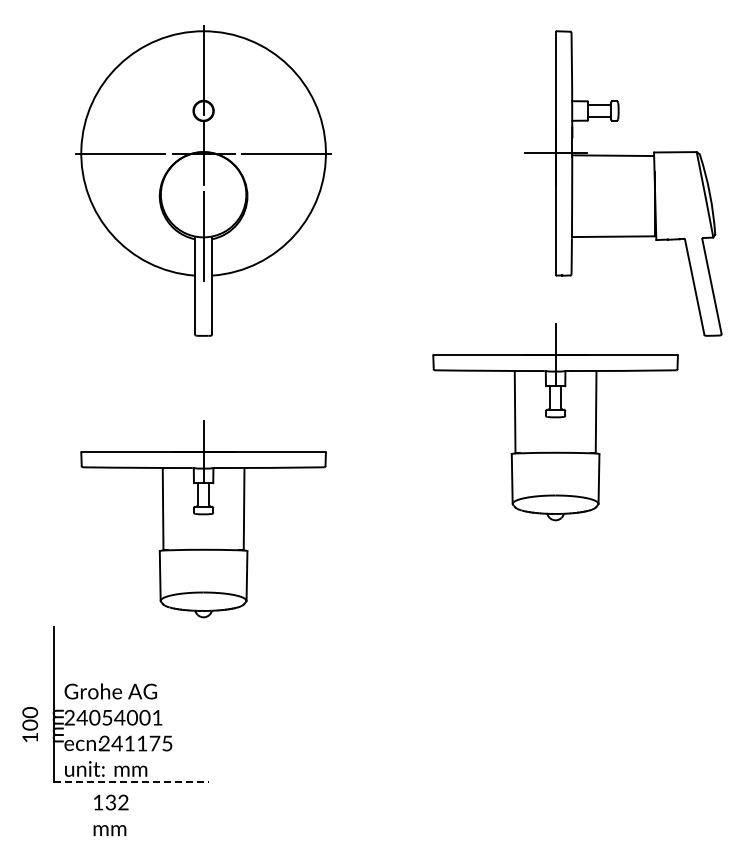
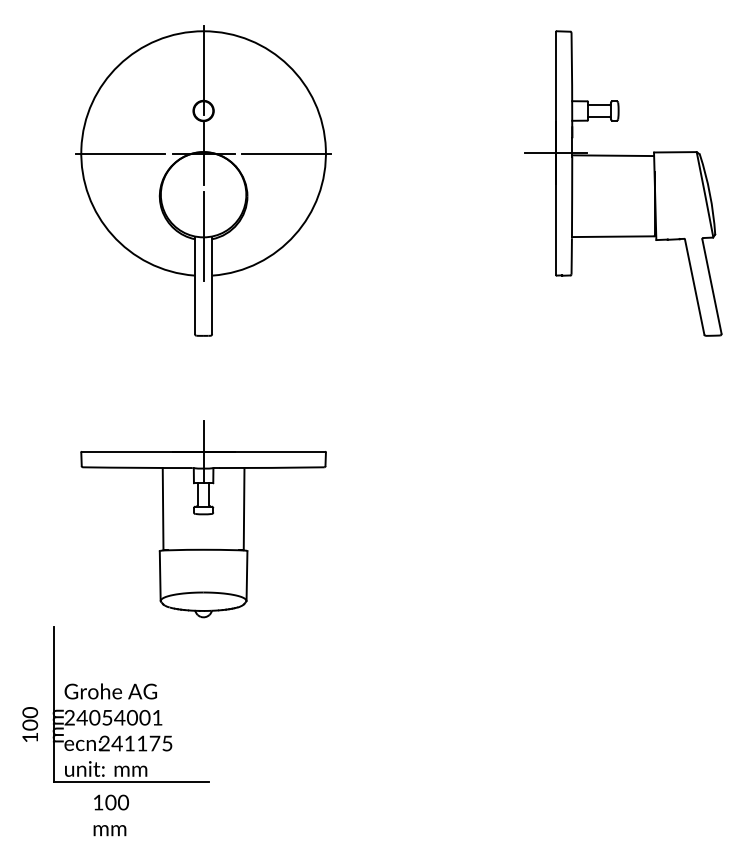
part: present -> none (555, 422)
line: dashed -> solid (132, 782)
text: 132 -> 100 (117, 802)
